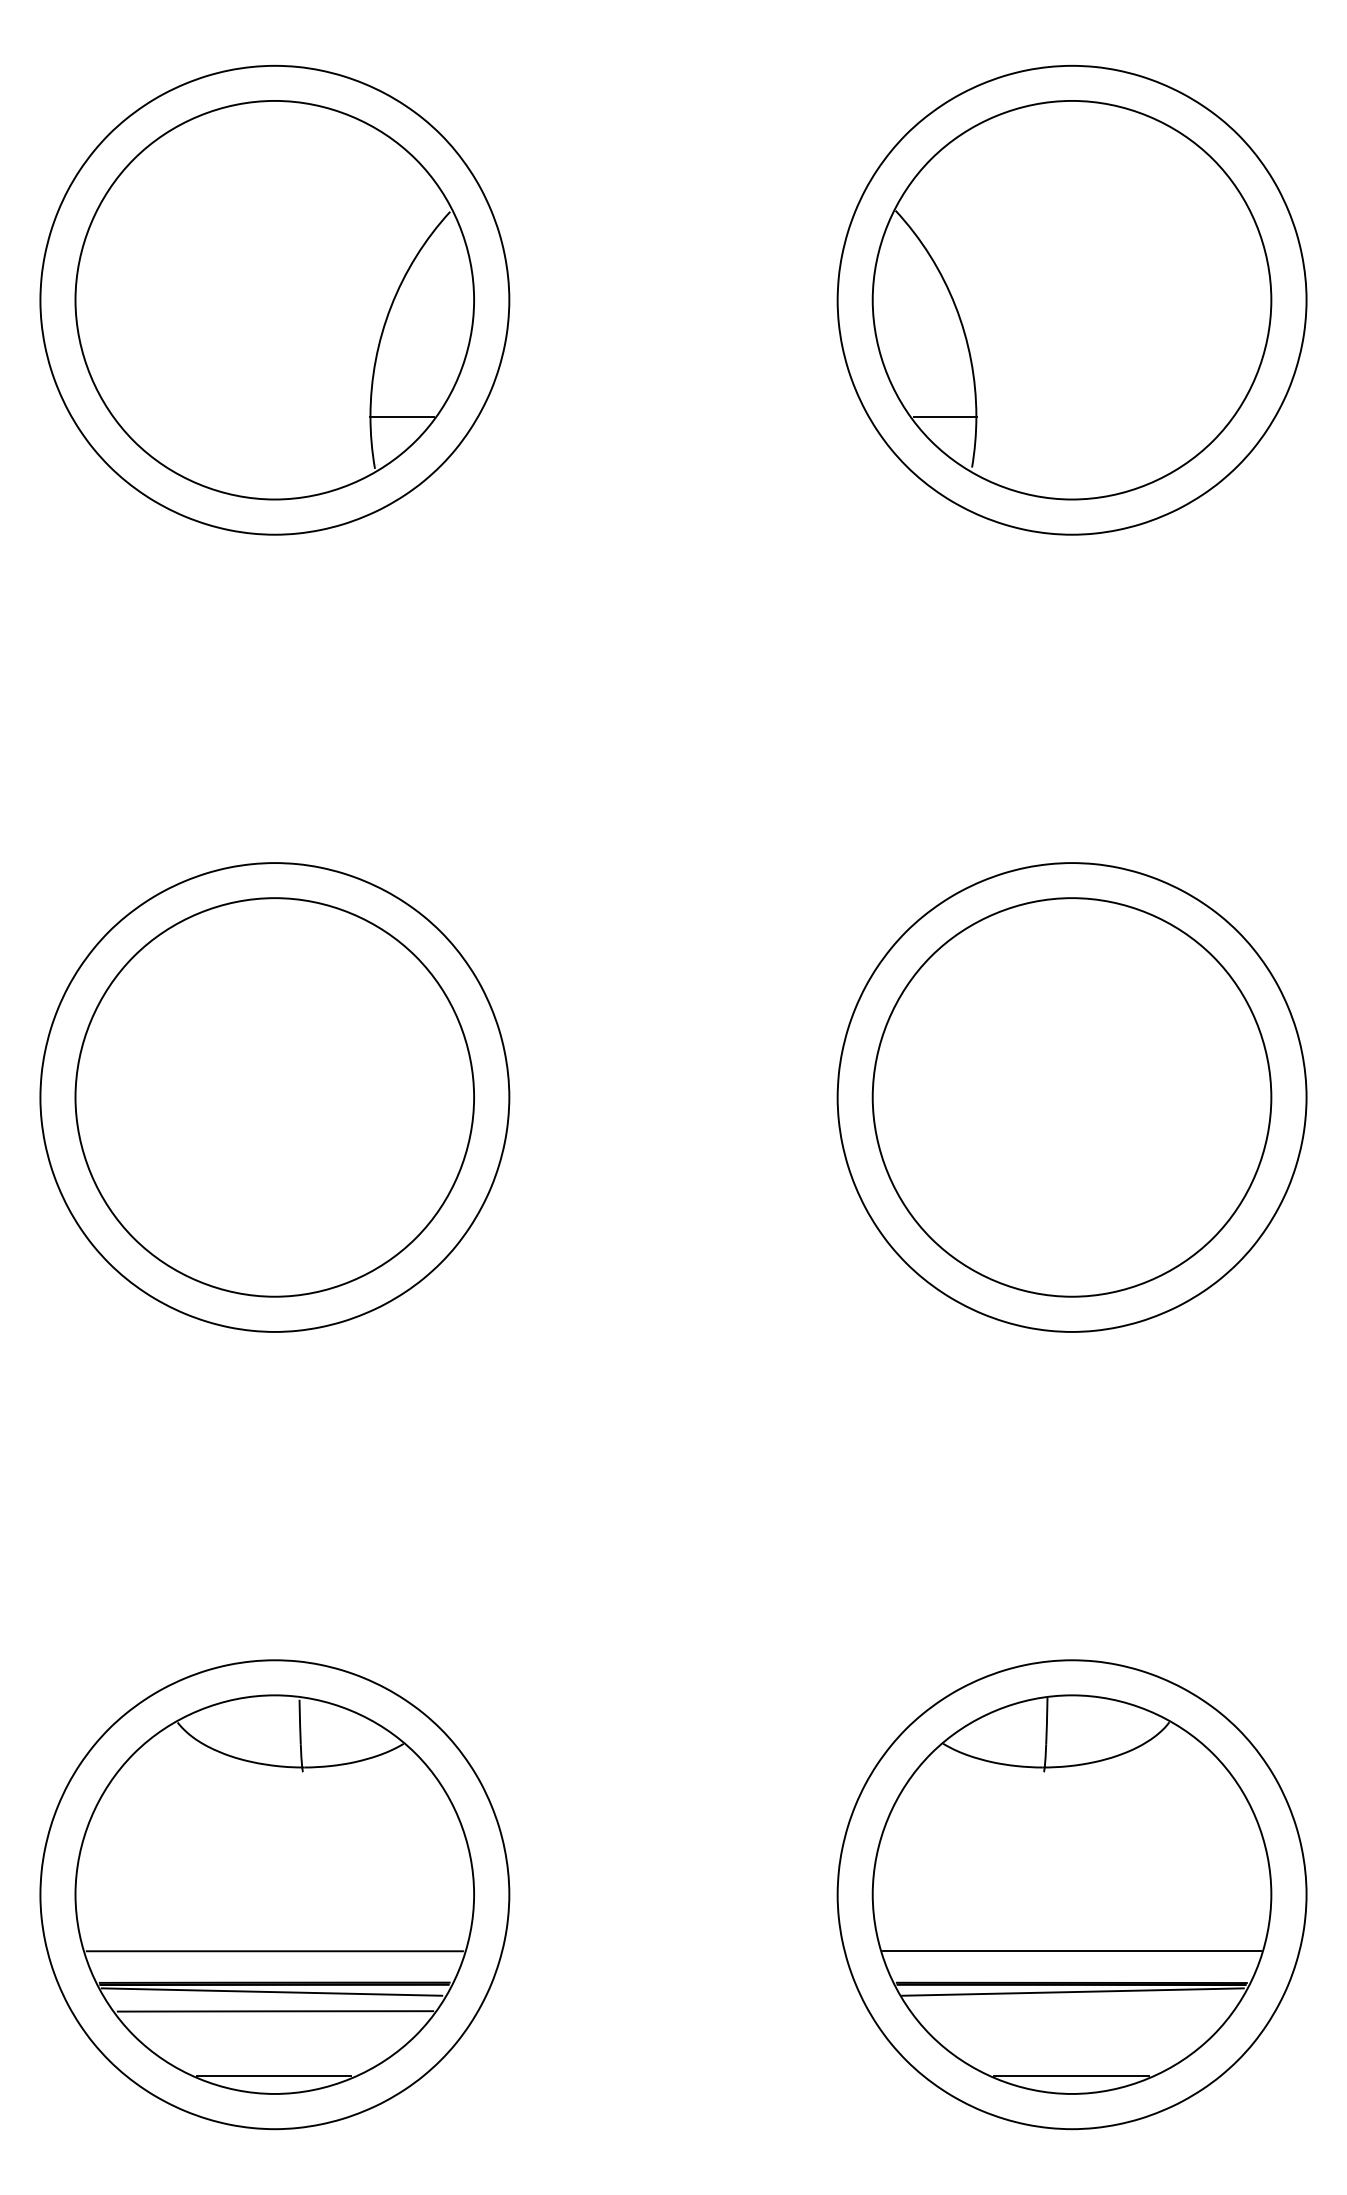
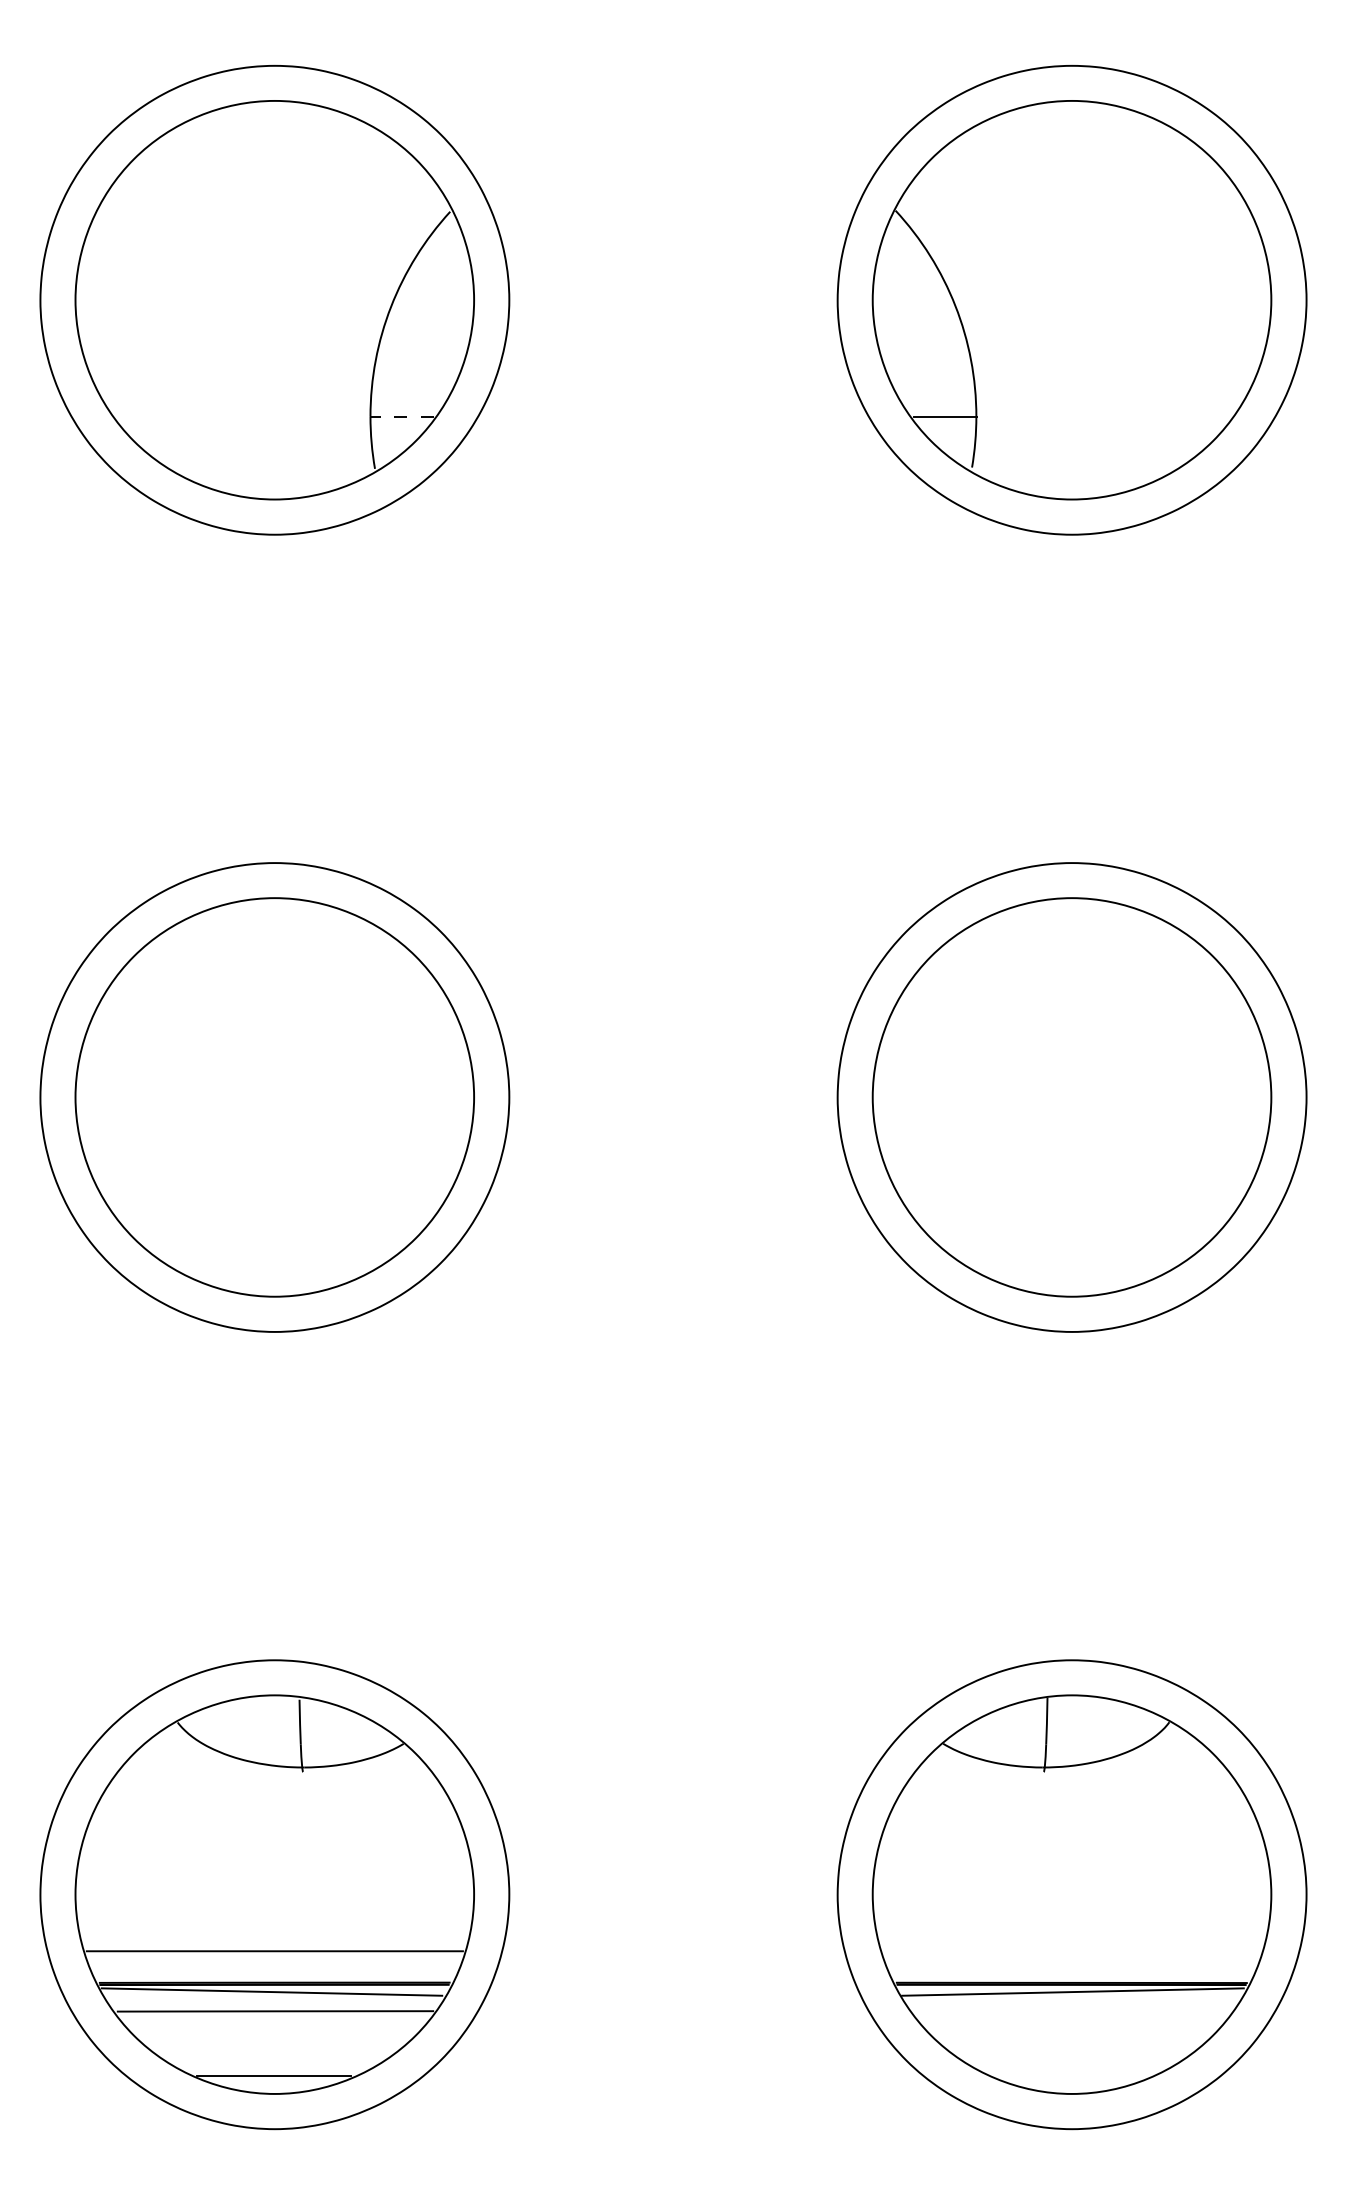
line: solid -> dashed (402, 416)
line: present -> none (1072, 1951)
line: present -> none (1070, 2075)
